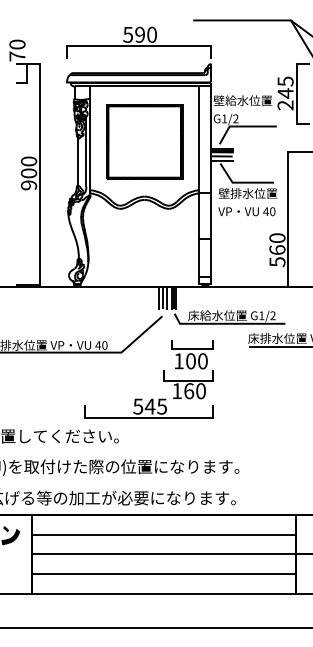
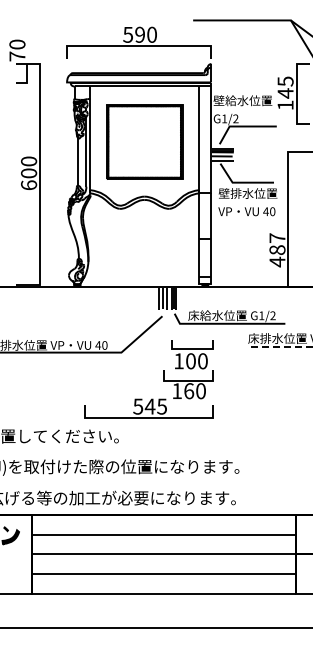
text: 245 -> 145 (285, 105)
text: 900 -> 600 (29, 185)
text: 560 -> 487 (277, 250)
line: solid -> dashed (280, 347)
